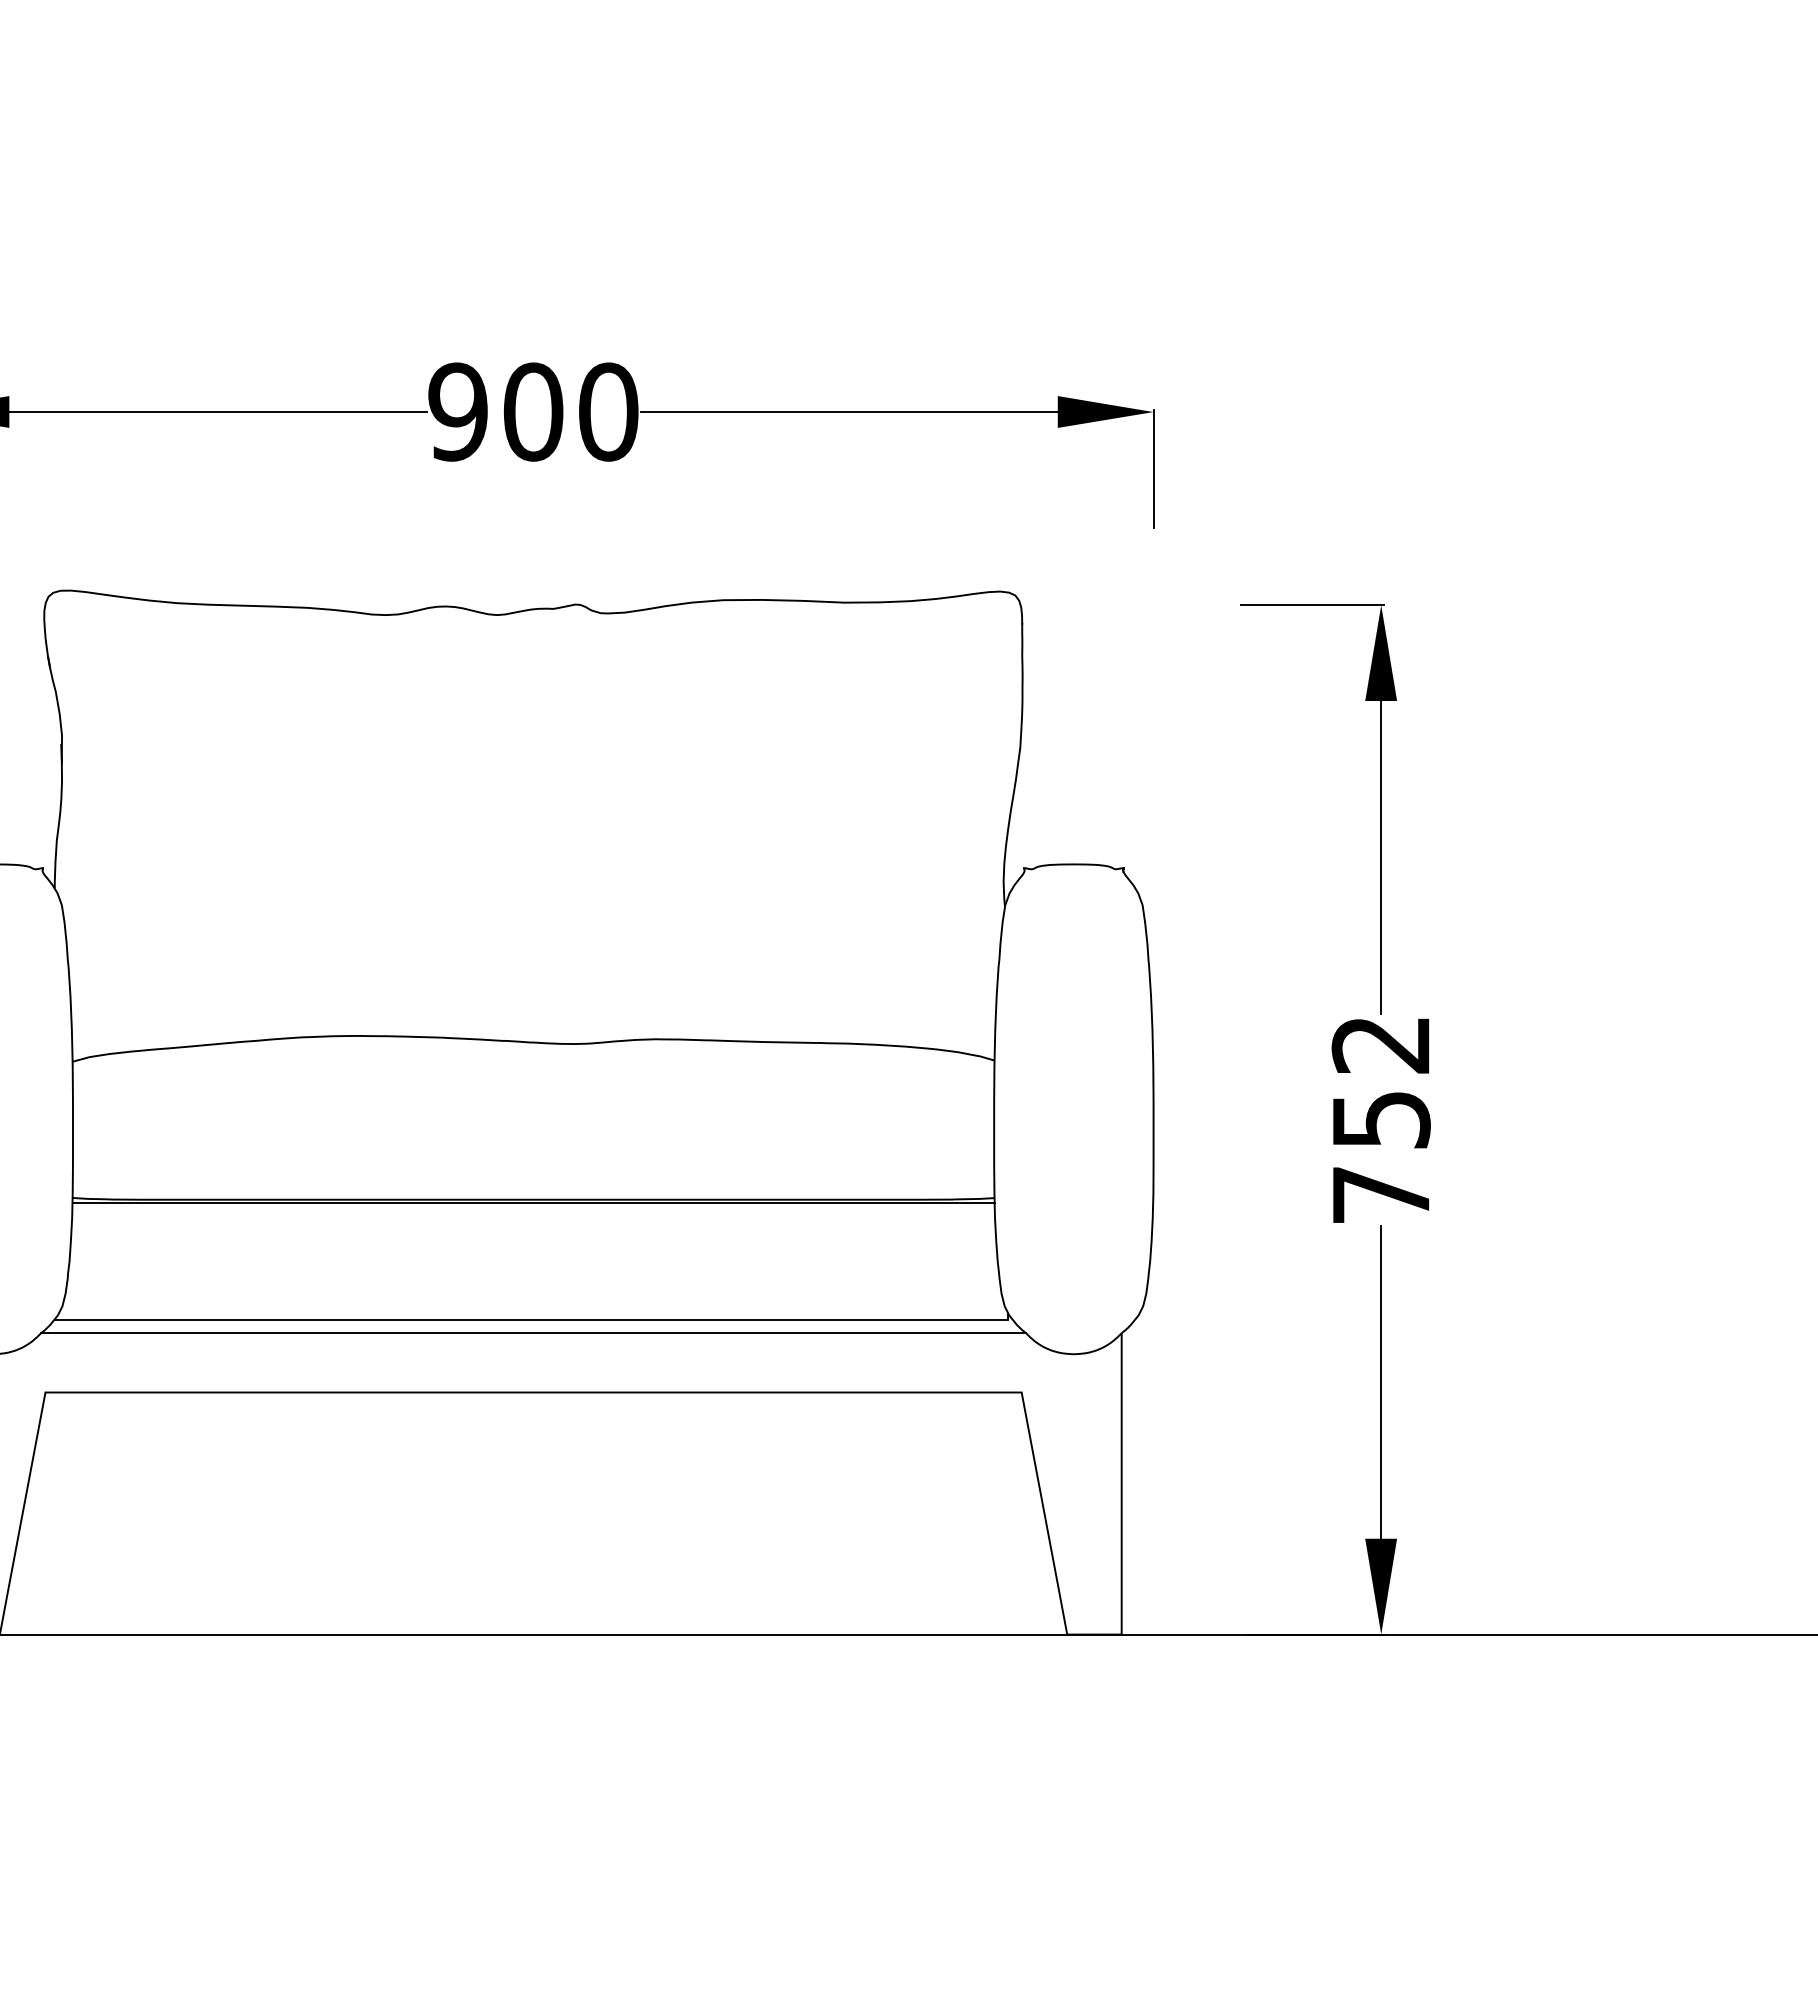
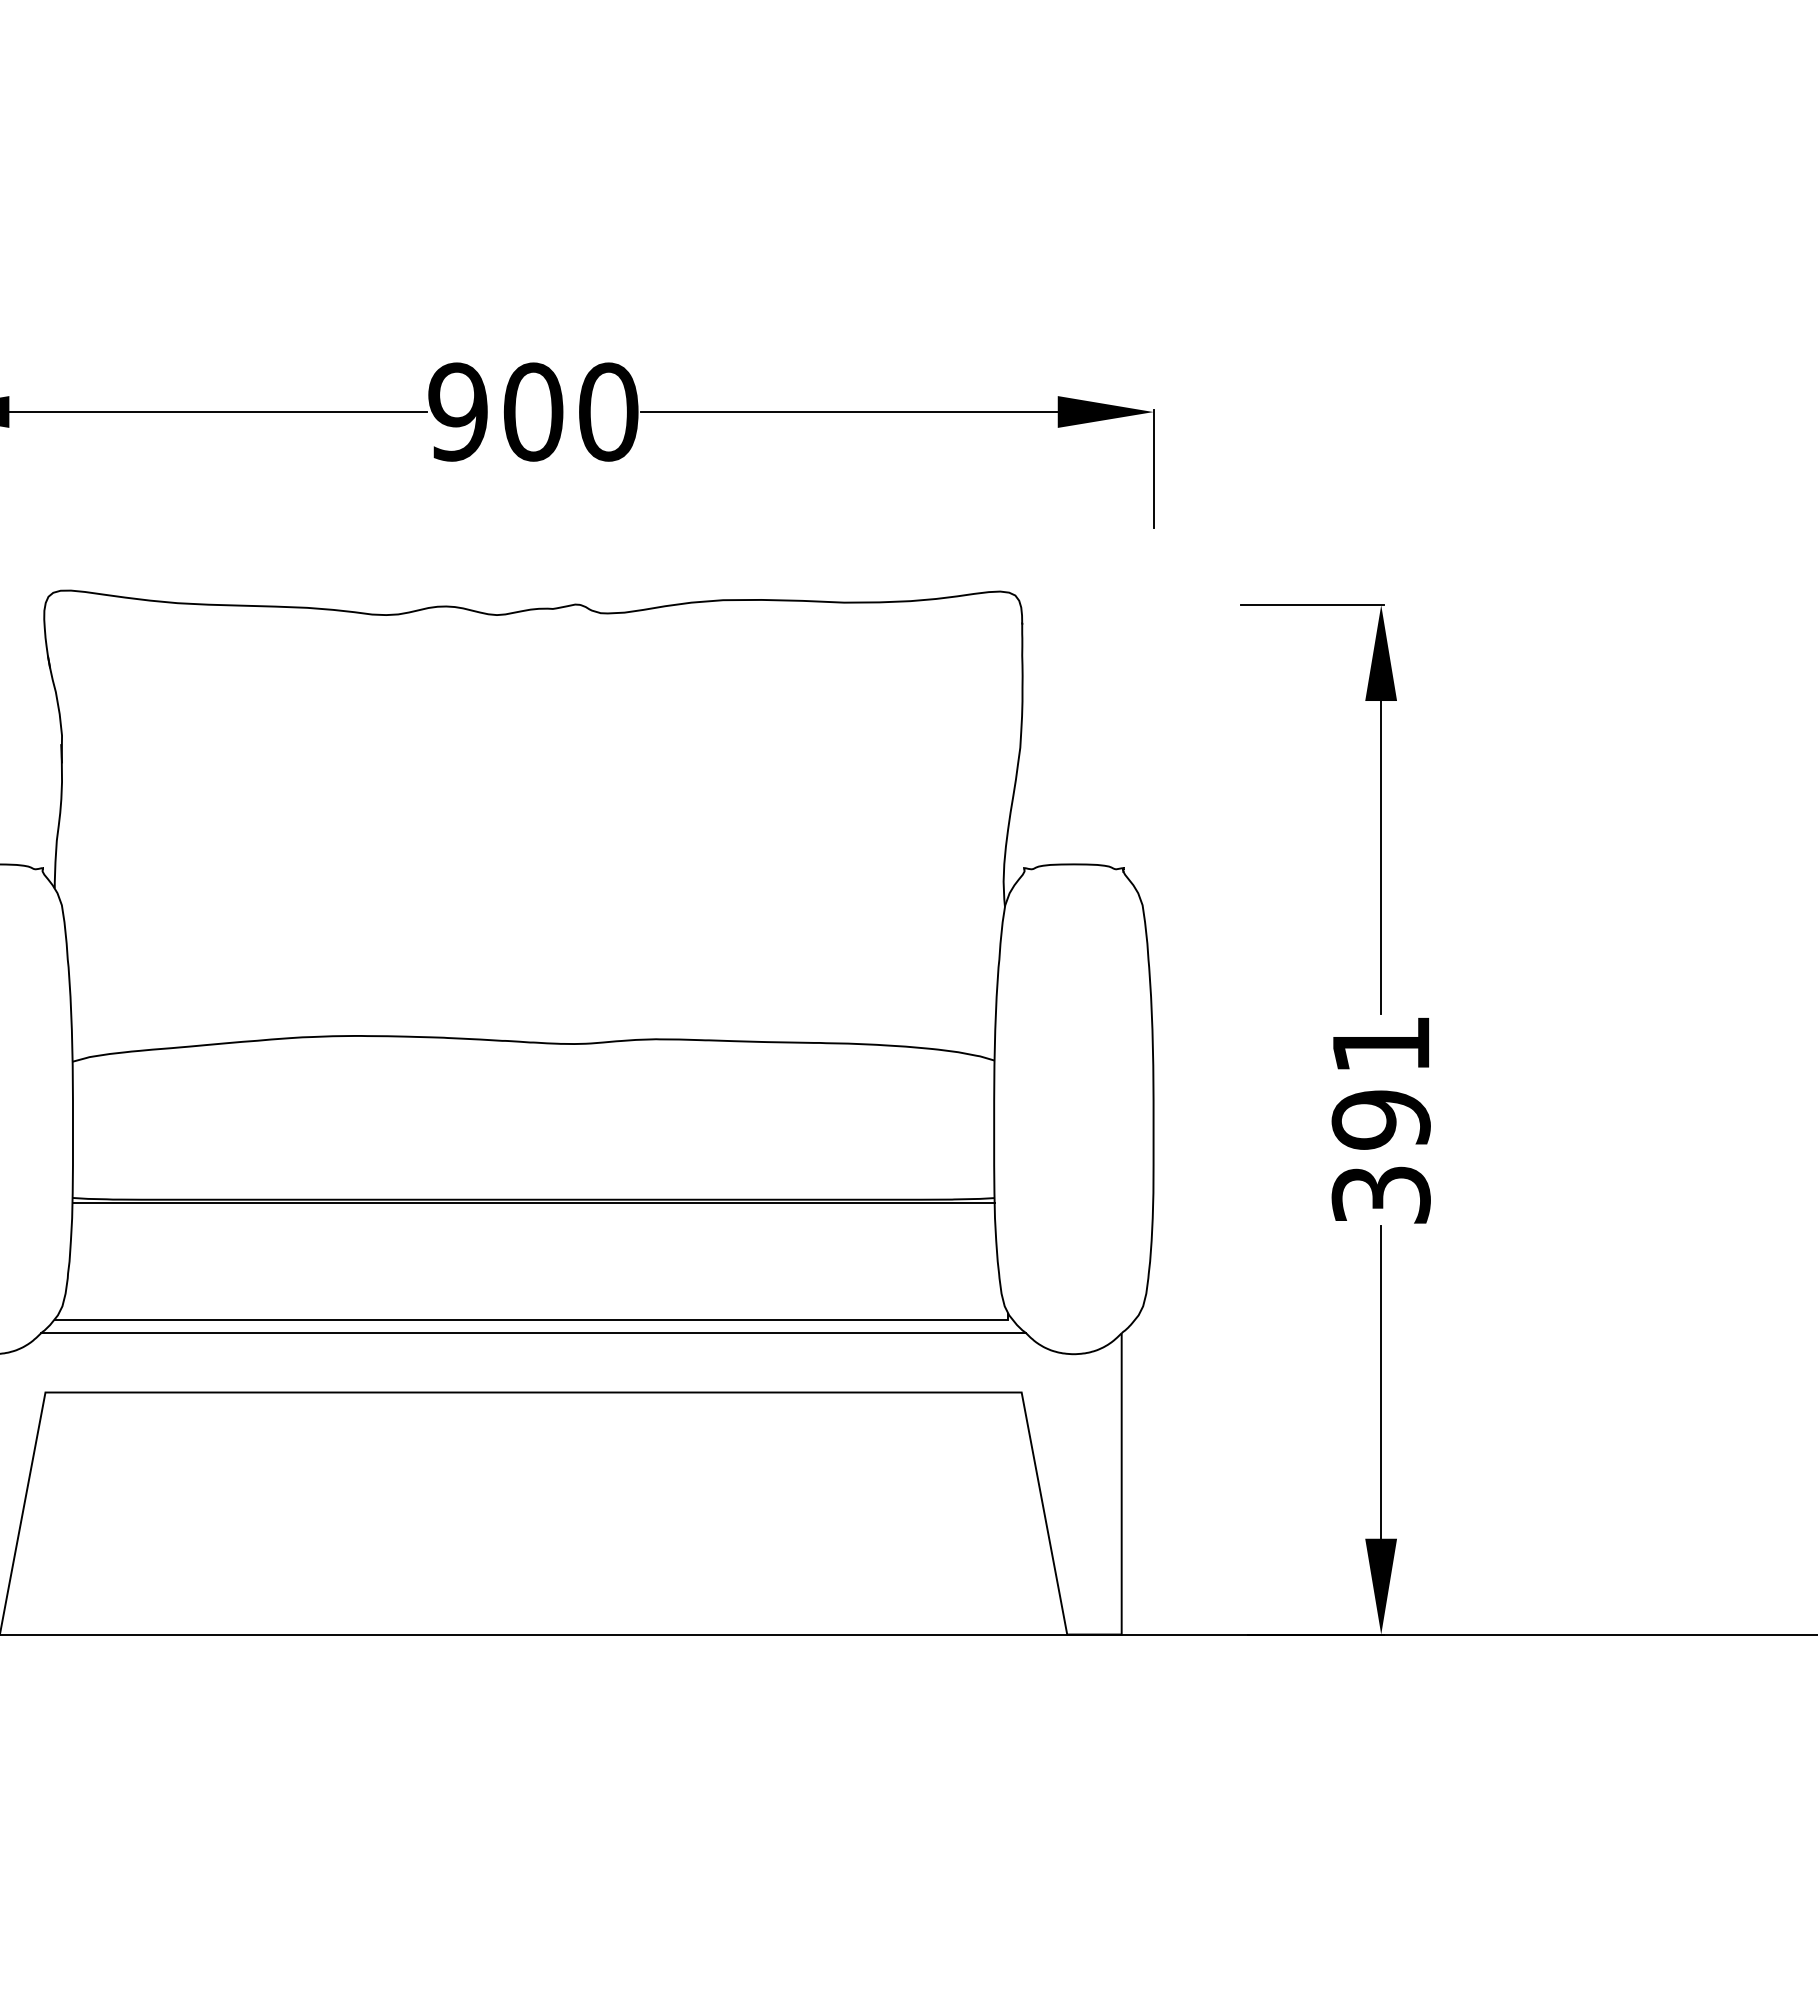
text: 752 -> 391 (1380, 1120)
